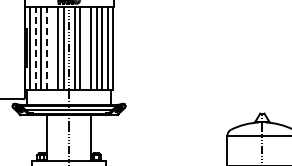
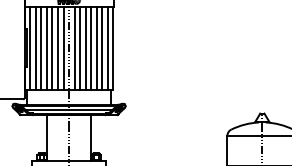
line: none -> present (52, 47)
line: none -> present (85, 47)
line: dashed -> solid (35, 48)
line: dashed -> solid (46, 48)
